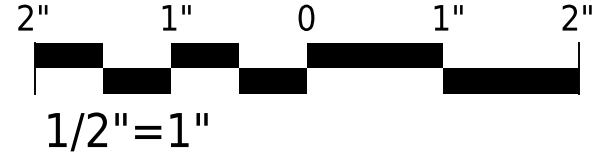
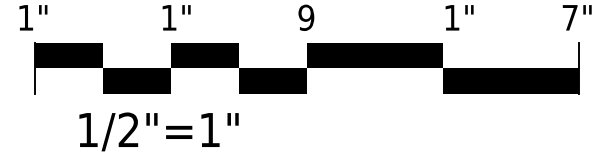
text: 2" -> 1" (25, 17)
text: 0 -> 9 (306, 17)
text position: (448, 17) -> (459, 17) (459, 17)
text: 2" -> 7" (569, 17)
text position: (127, 131) -> (158, 131) (158, 131)
